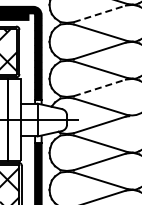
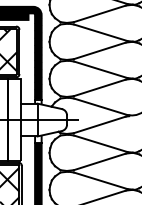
line: dashed -> solid (100, 13)
line: dashed -> solid (100, 87)
